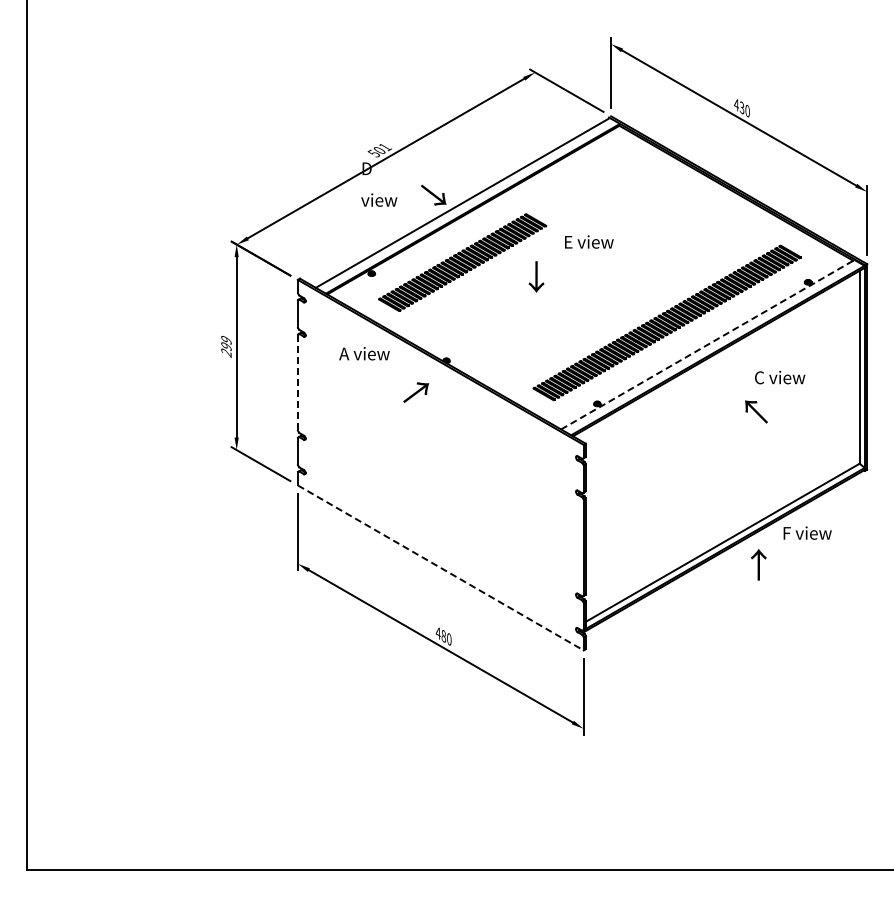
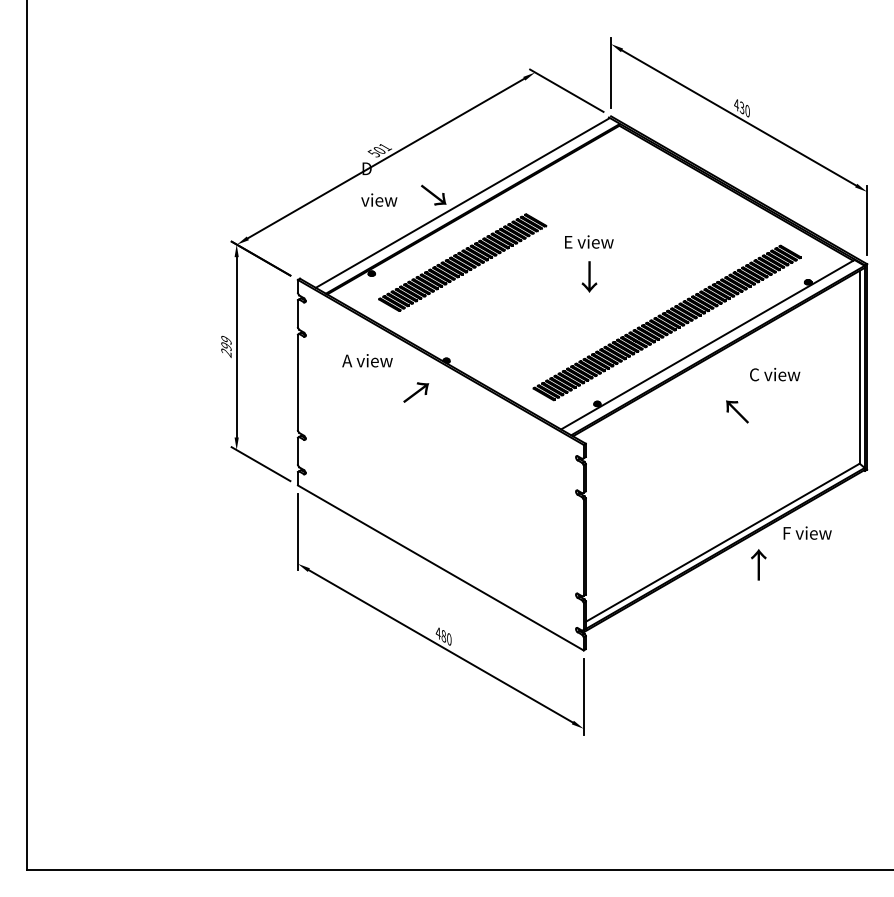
text position: (536, 276) -> (589, 276) (589, 276)
line: dashed -> solid (708, 344)
text position: (364, 353) -> (367, 360) (367, 360)
text position: (780, 377) -> (775, 374) (775, 374)
line: dashed -> solid (297, 383)
text position: (756, 411) -> (737, 411) (737, 411)
line: dashed -> solid (440, 567)
